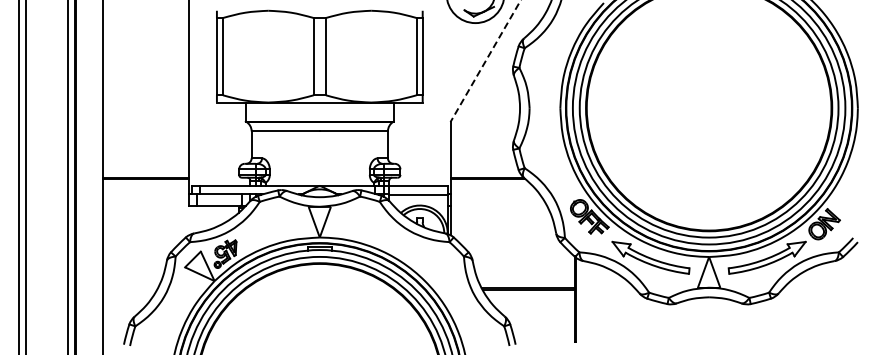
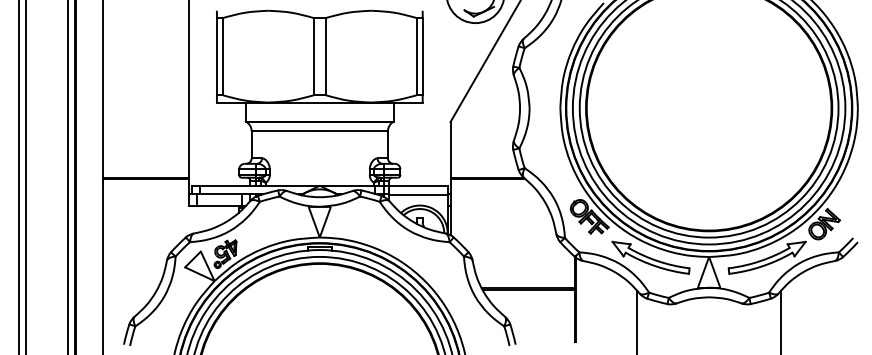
line: dashed -> solid (485, 61)
line: none -> present (636, 320)
line: none -> present (781, 320)
